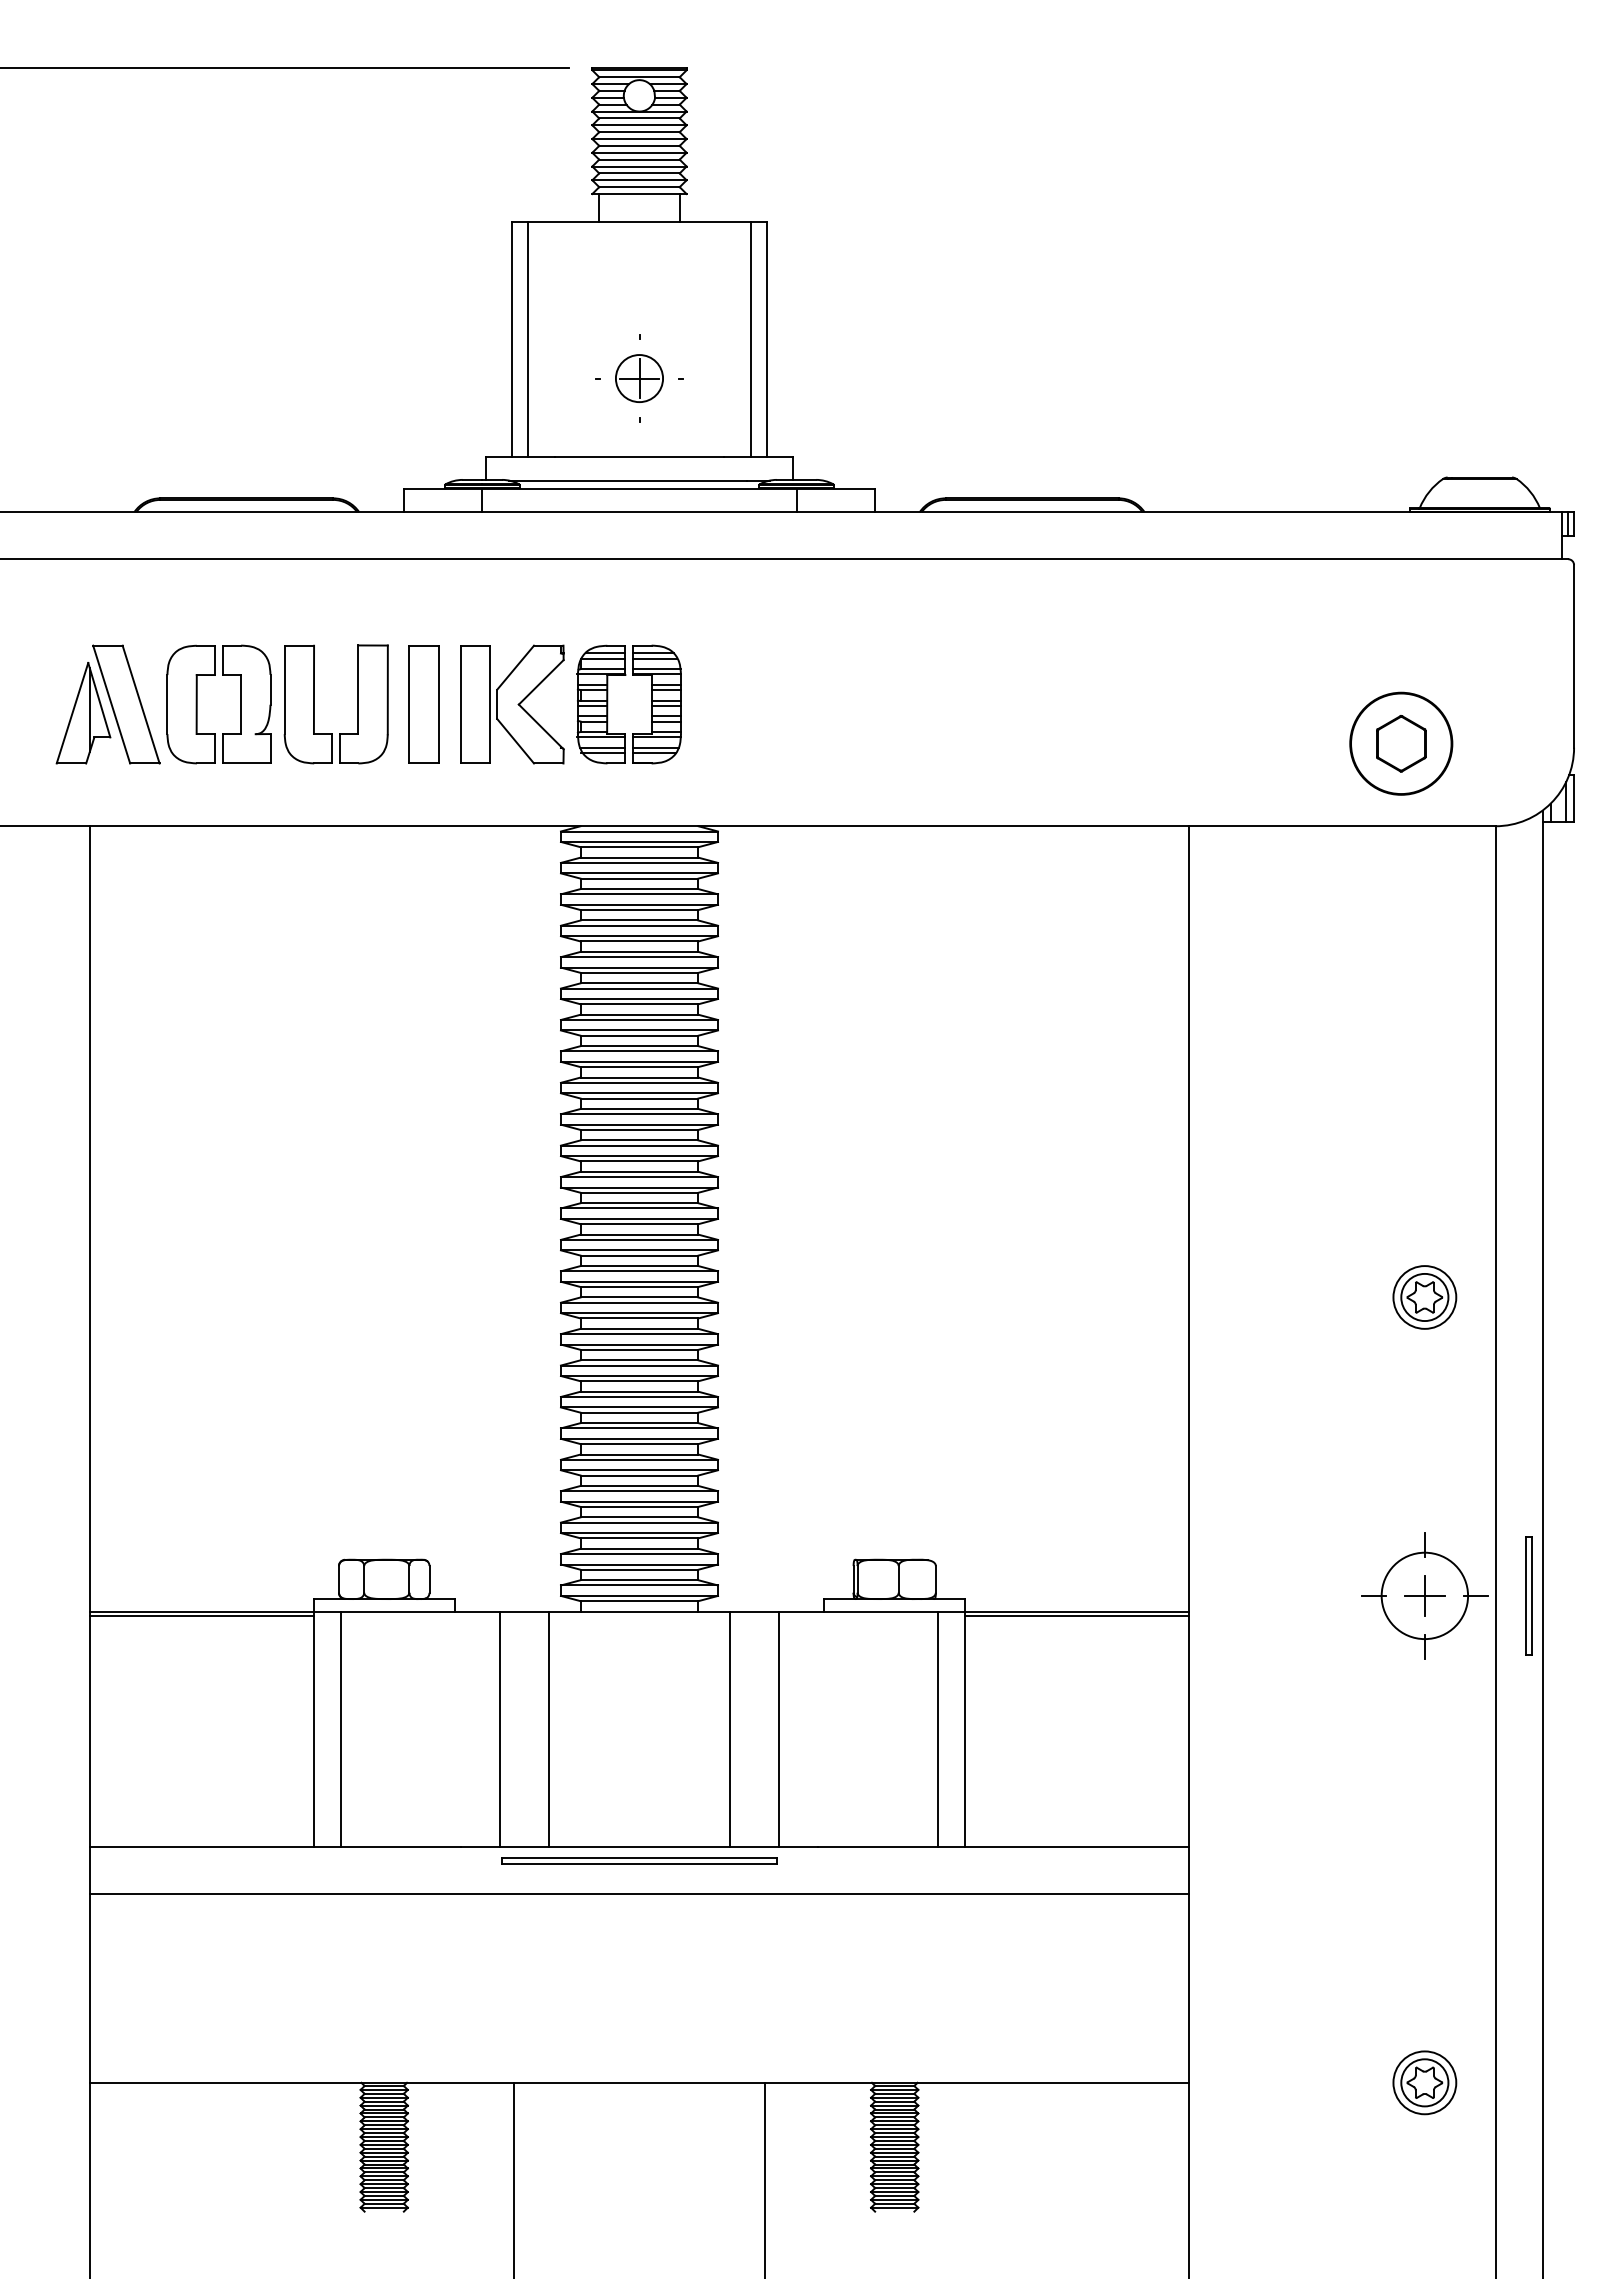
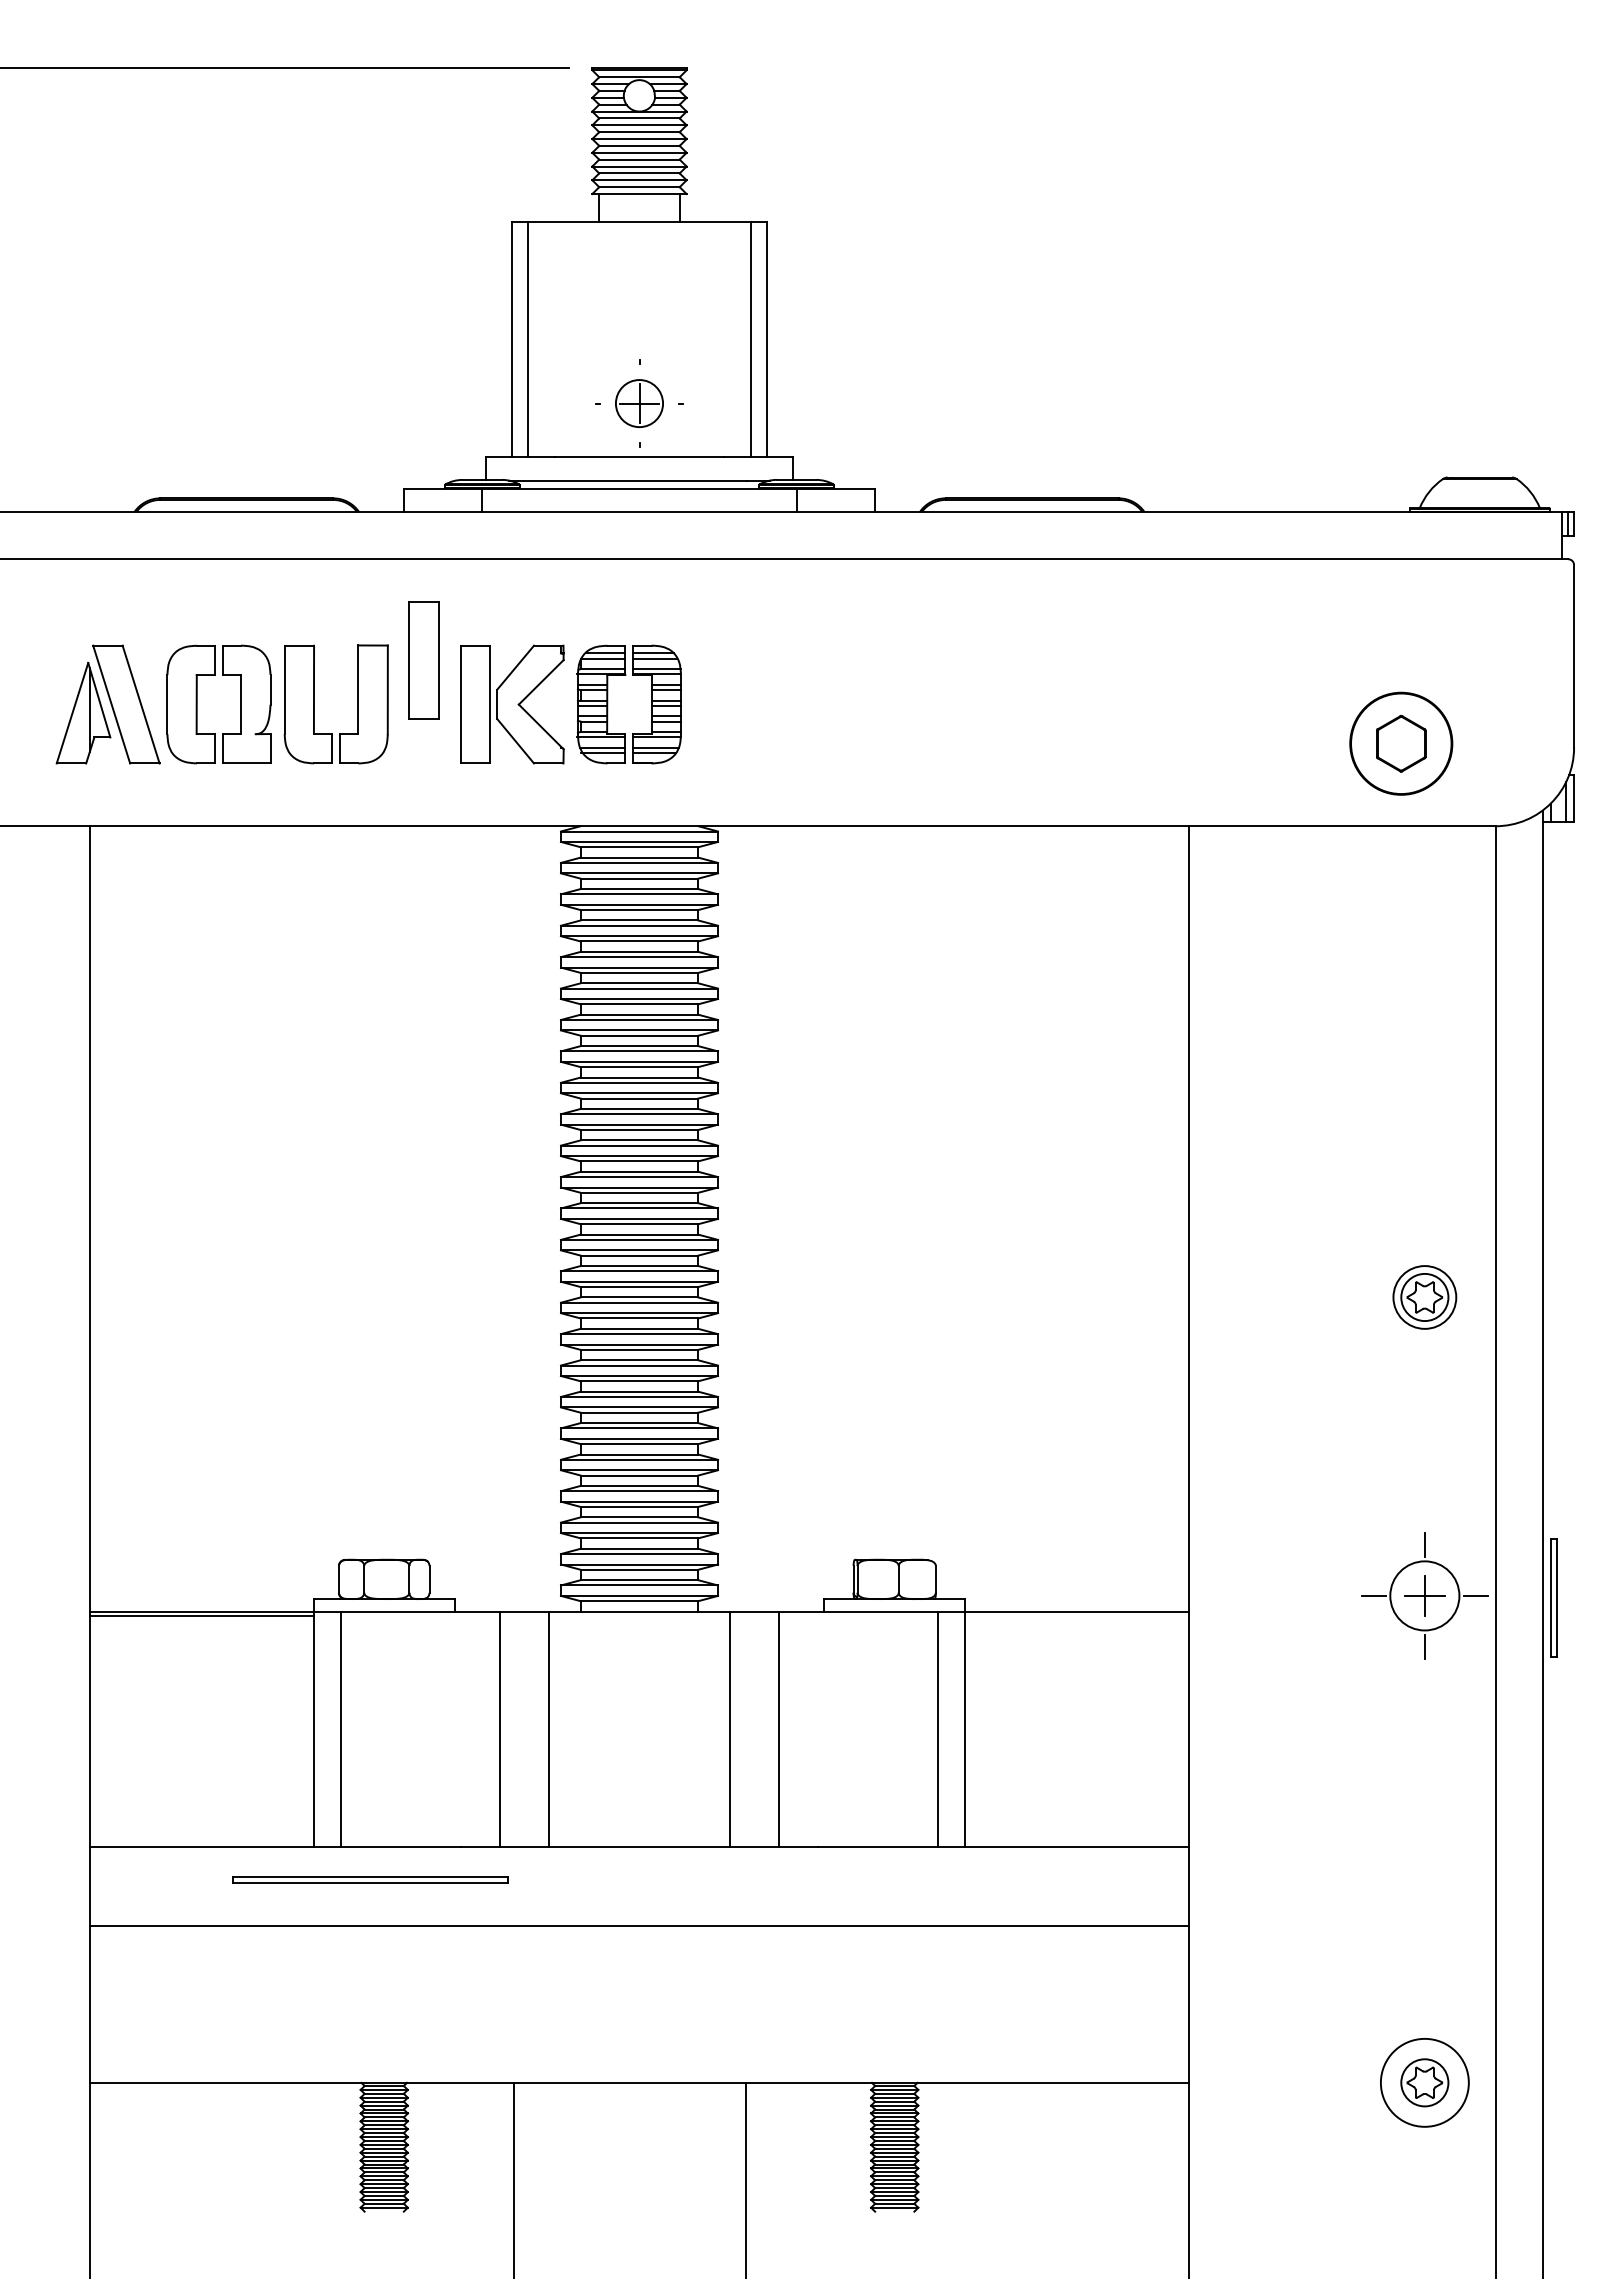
part position: (639, 378) -> (639, 403) (639, 403)
part position: (423, 704) -> (423, 660) (423, 660)
circle diameter: 86 px -> 69 px (1424, 1595)
part position: (1528, 1595) -> (1553, 1597) (1553, 1597)
line: present -> none (1077, 1615)
part position: (639, 1860) -> (370, 1879) (370, 1879)
line position: (639, 1894) -> (639, 1926) (639, 1926)
circle diameter: 63 px -> 88 px (1424, 2082)
line position: (765, 2178) -> (746, 2178) (746, 2178)
